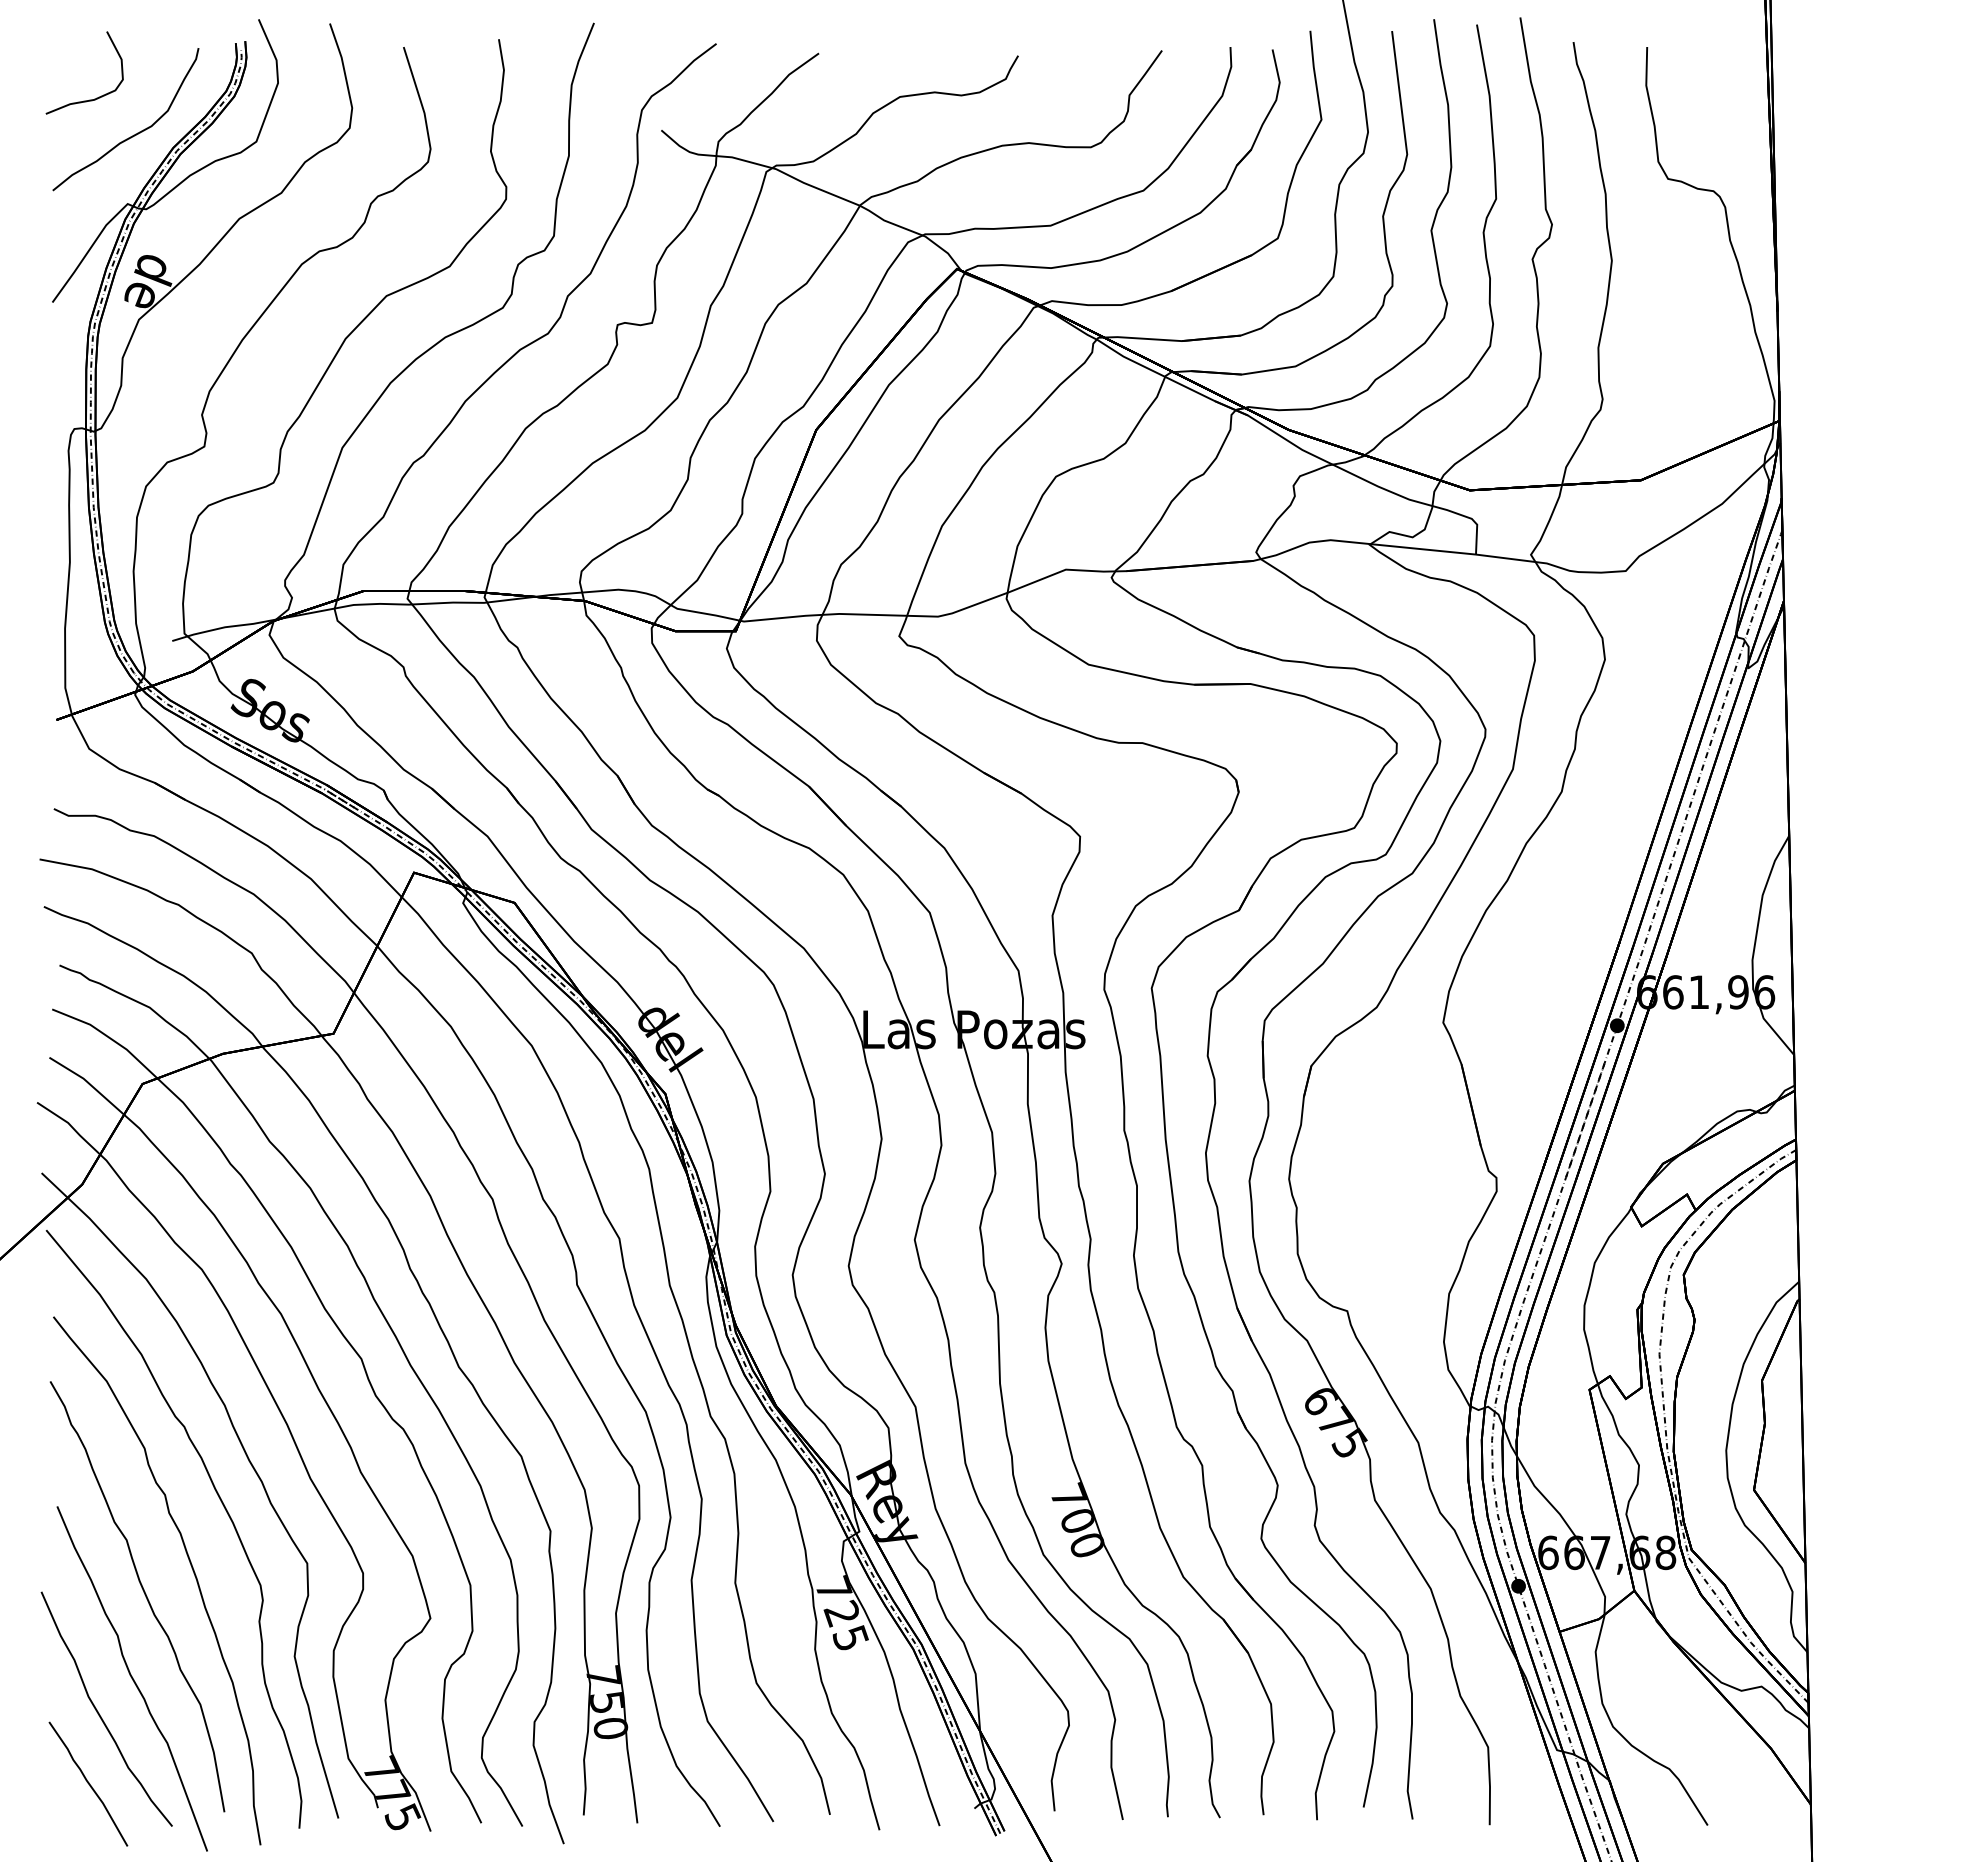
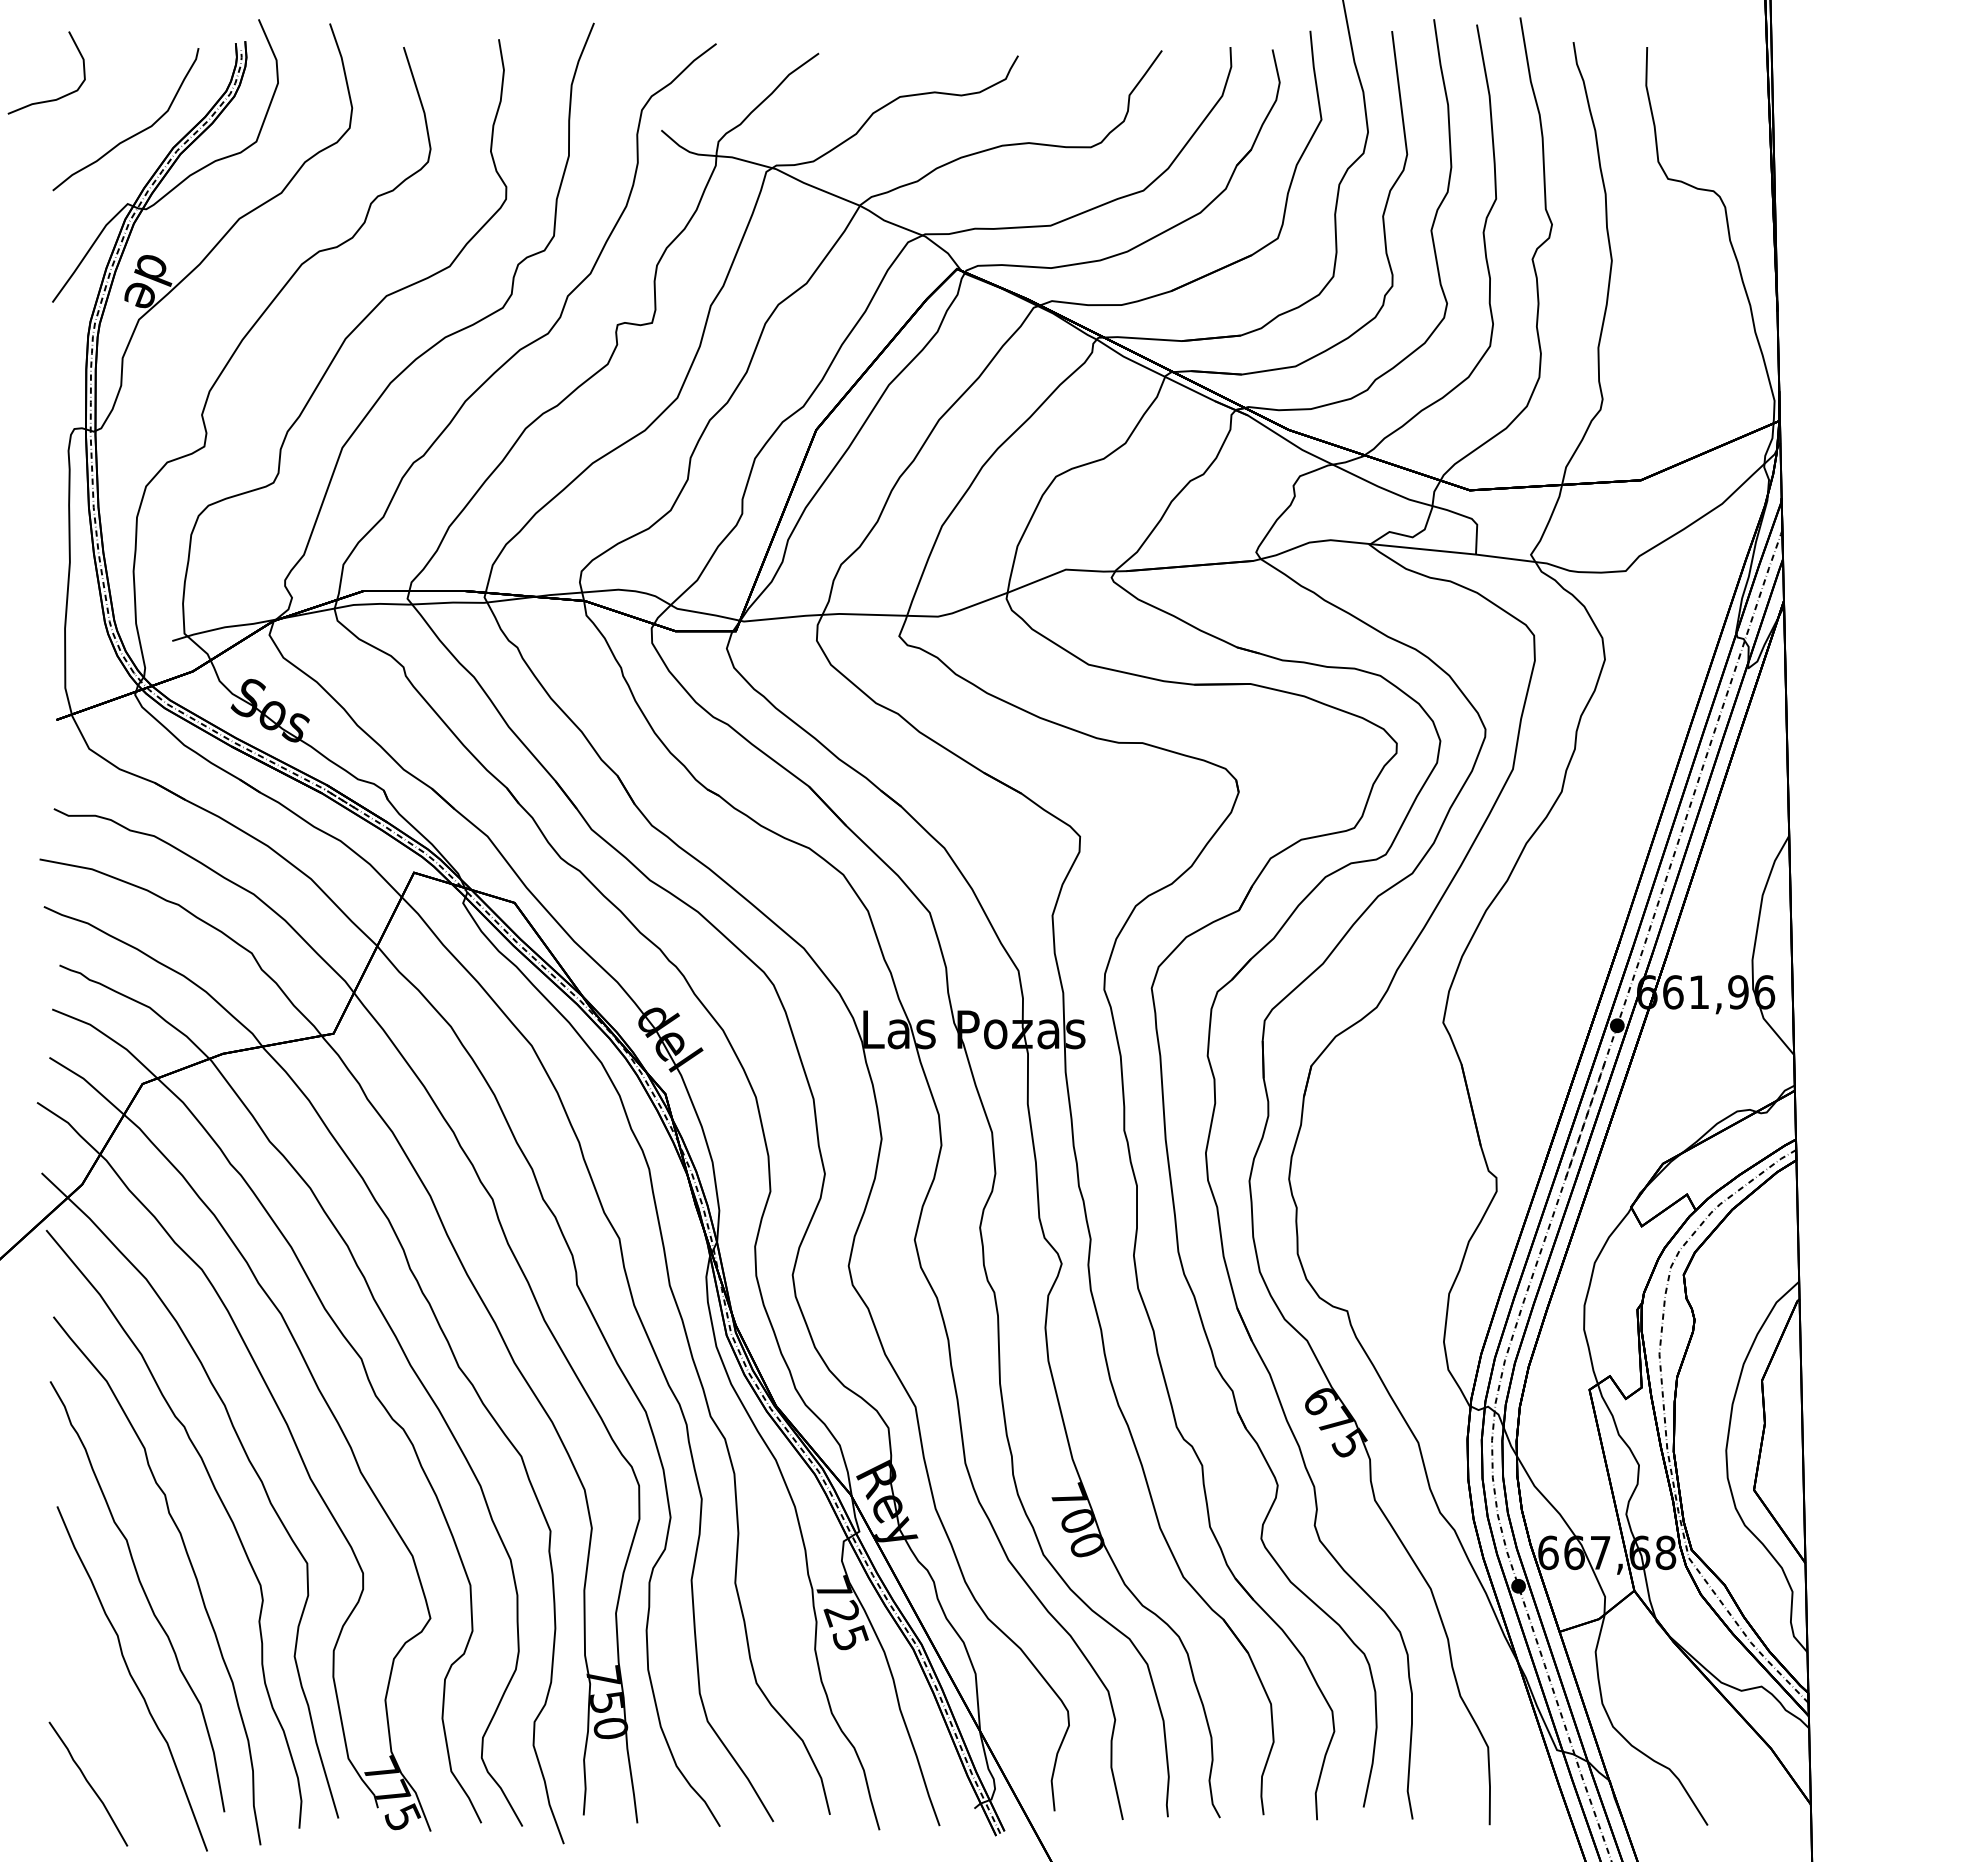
curve position: (89, 99) -> (51, 99) (51, 99)
curve: present -> none (100, 1714)
